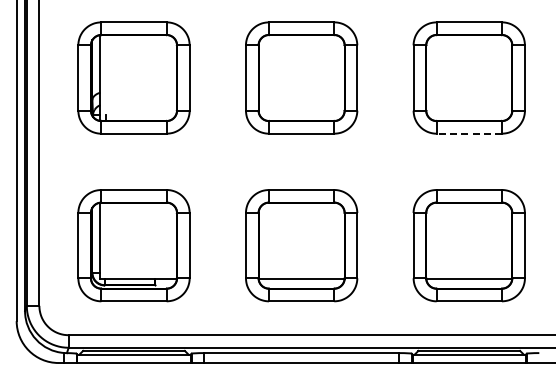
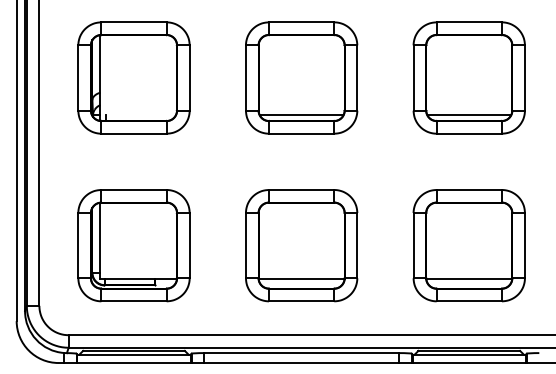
line: none -> present (301, 115)
line: none -> present (468, 115)
line: dashed -> solid (469, 133)
